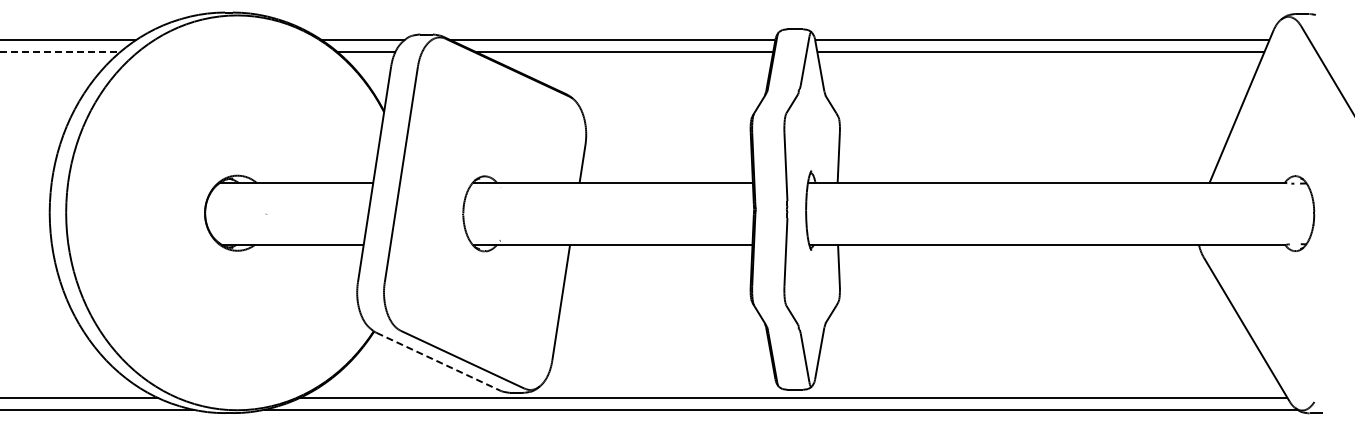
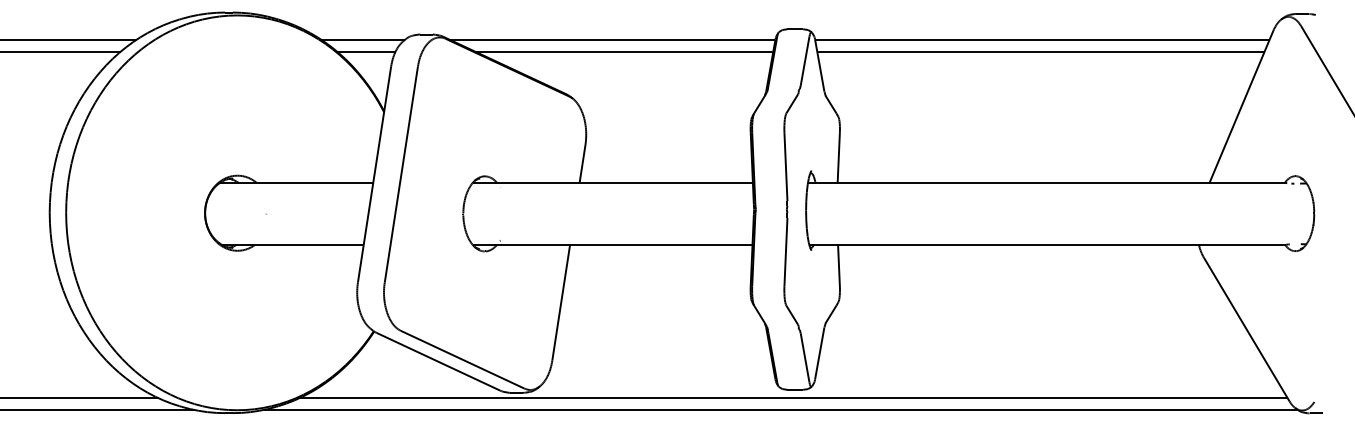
line: dashed -> solid (60, 51)
line: dashed -> solid (438, 362)
